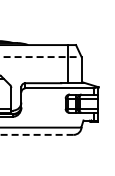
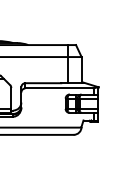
line: dashed -> solid (41, 57)
line: dashed -> solid (36, 134)
